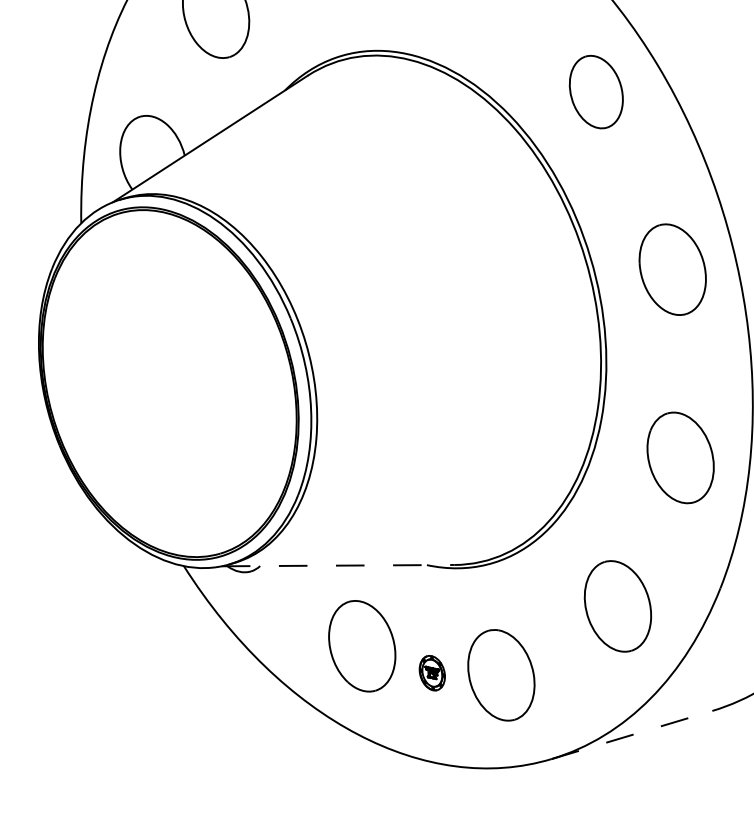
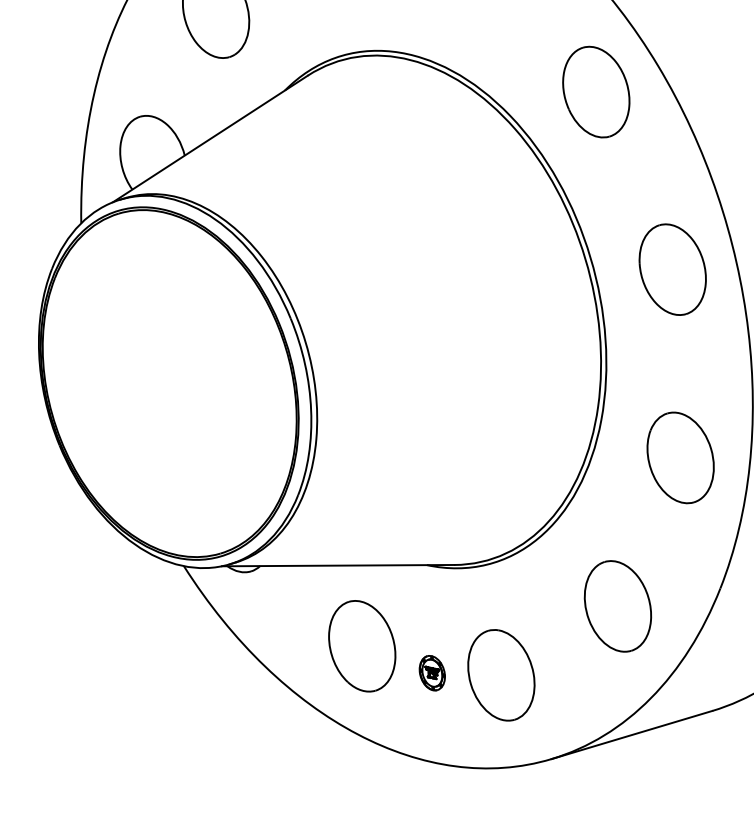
part size: 56x76 px -> 69x94 px (596, 91)
line: dashed -> solid (338, 565)
line: dashed -> solid (631, 735)
